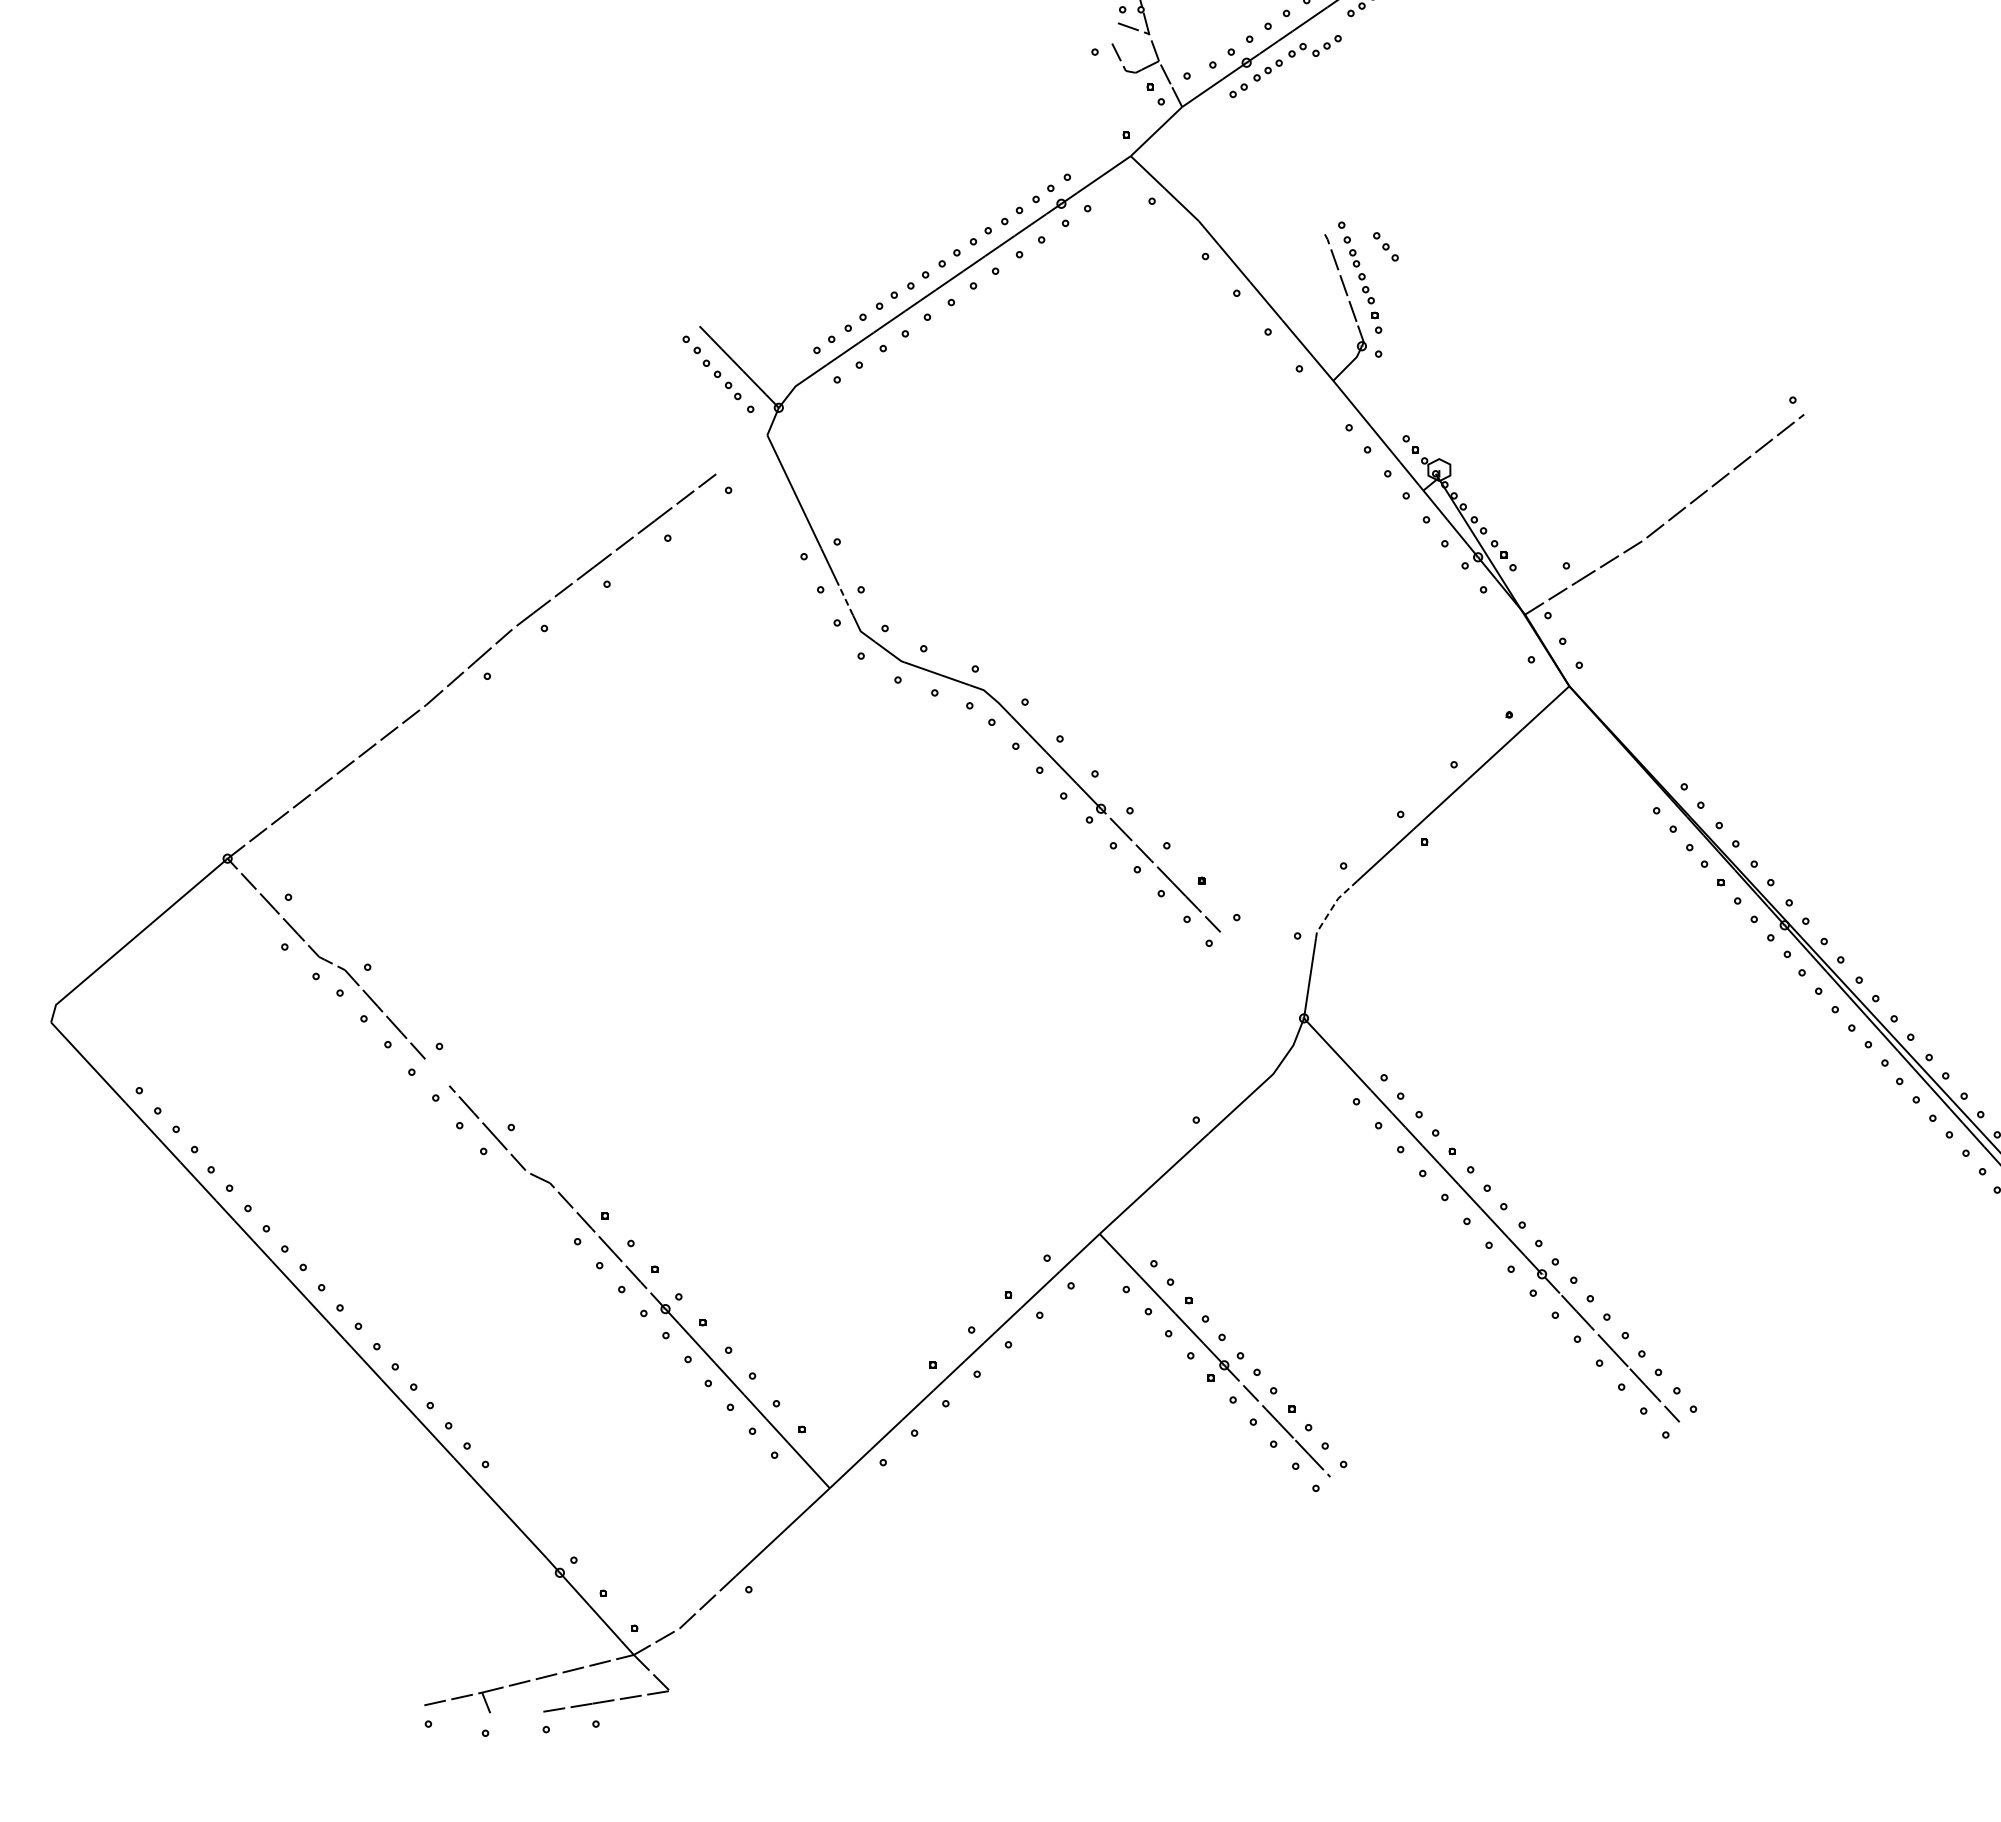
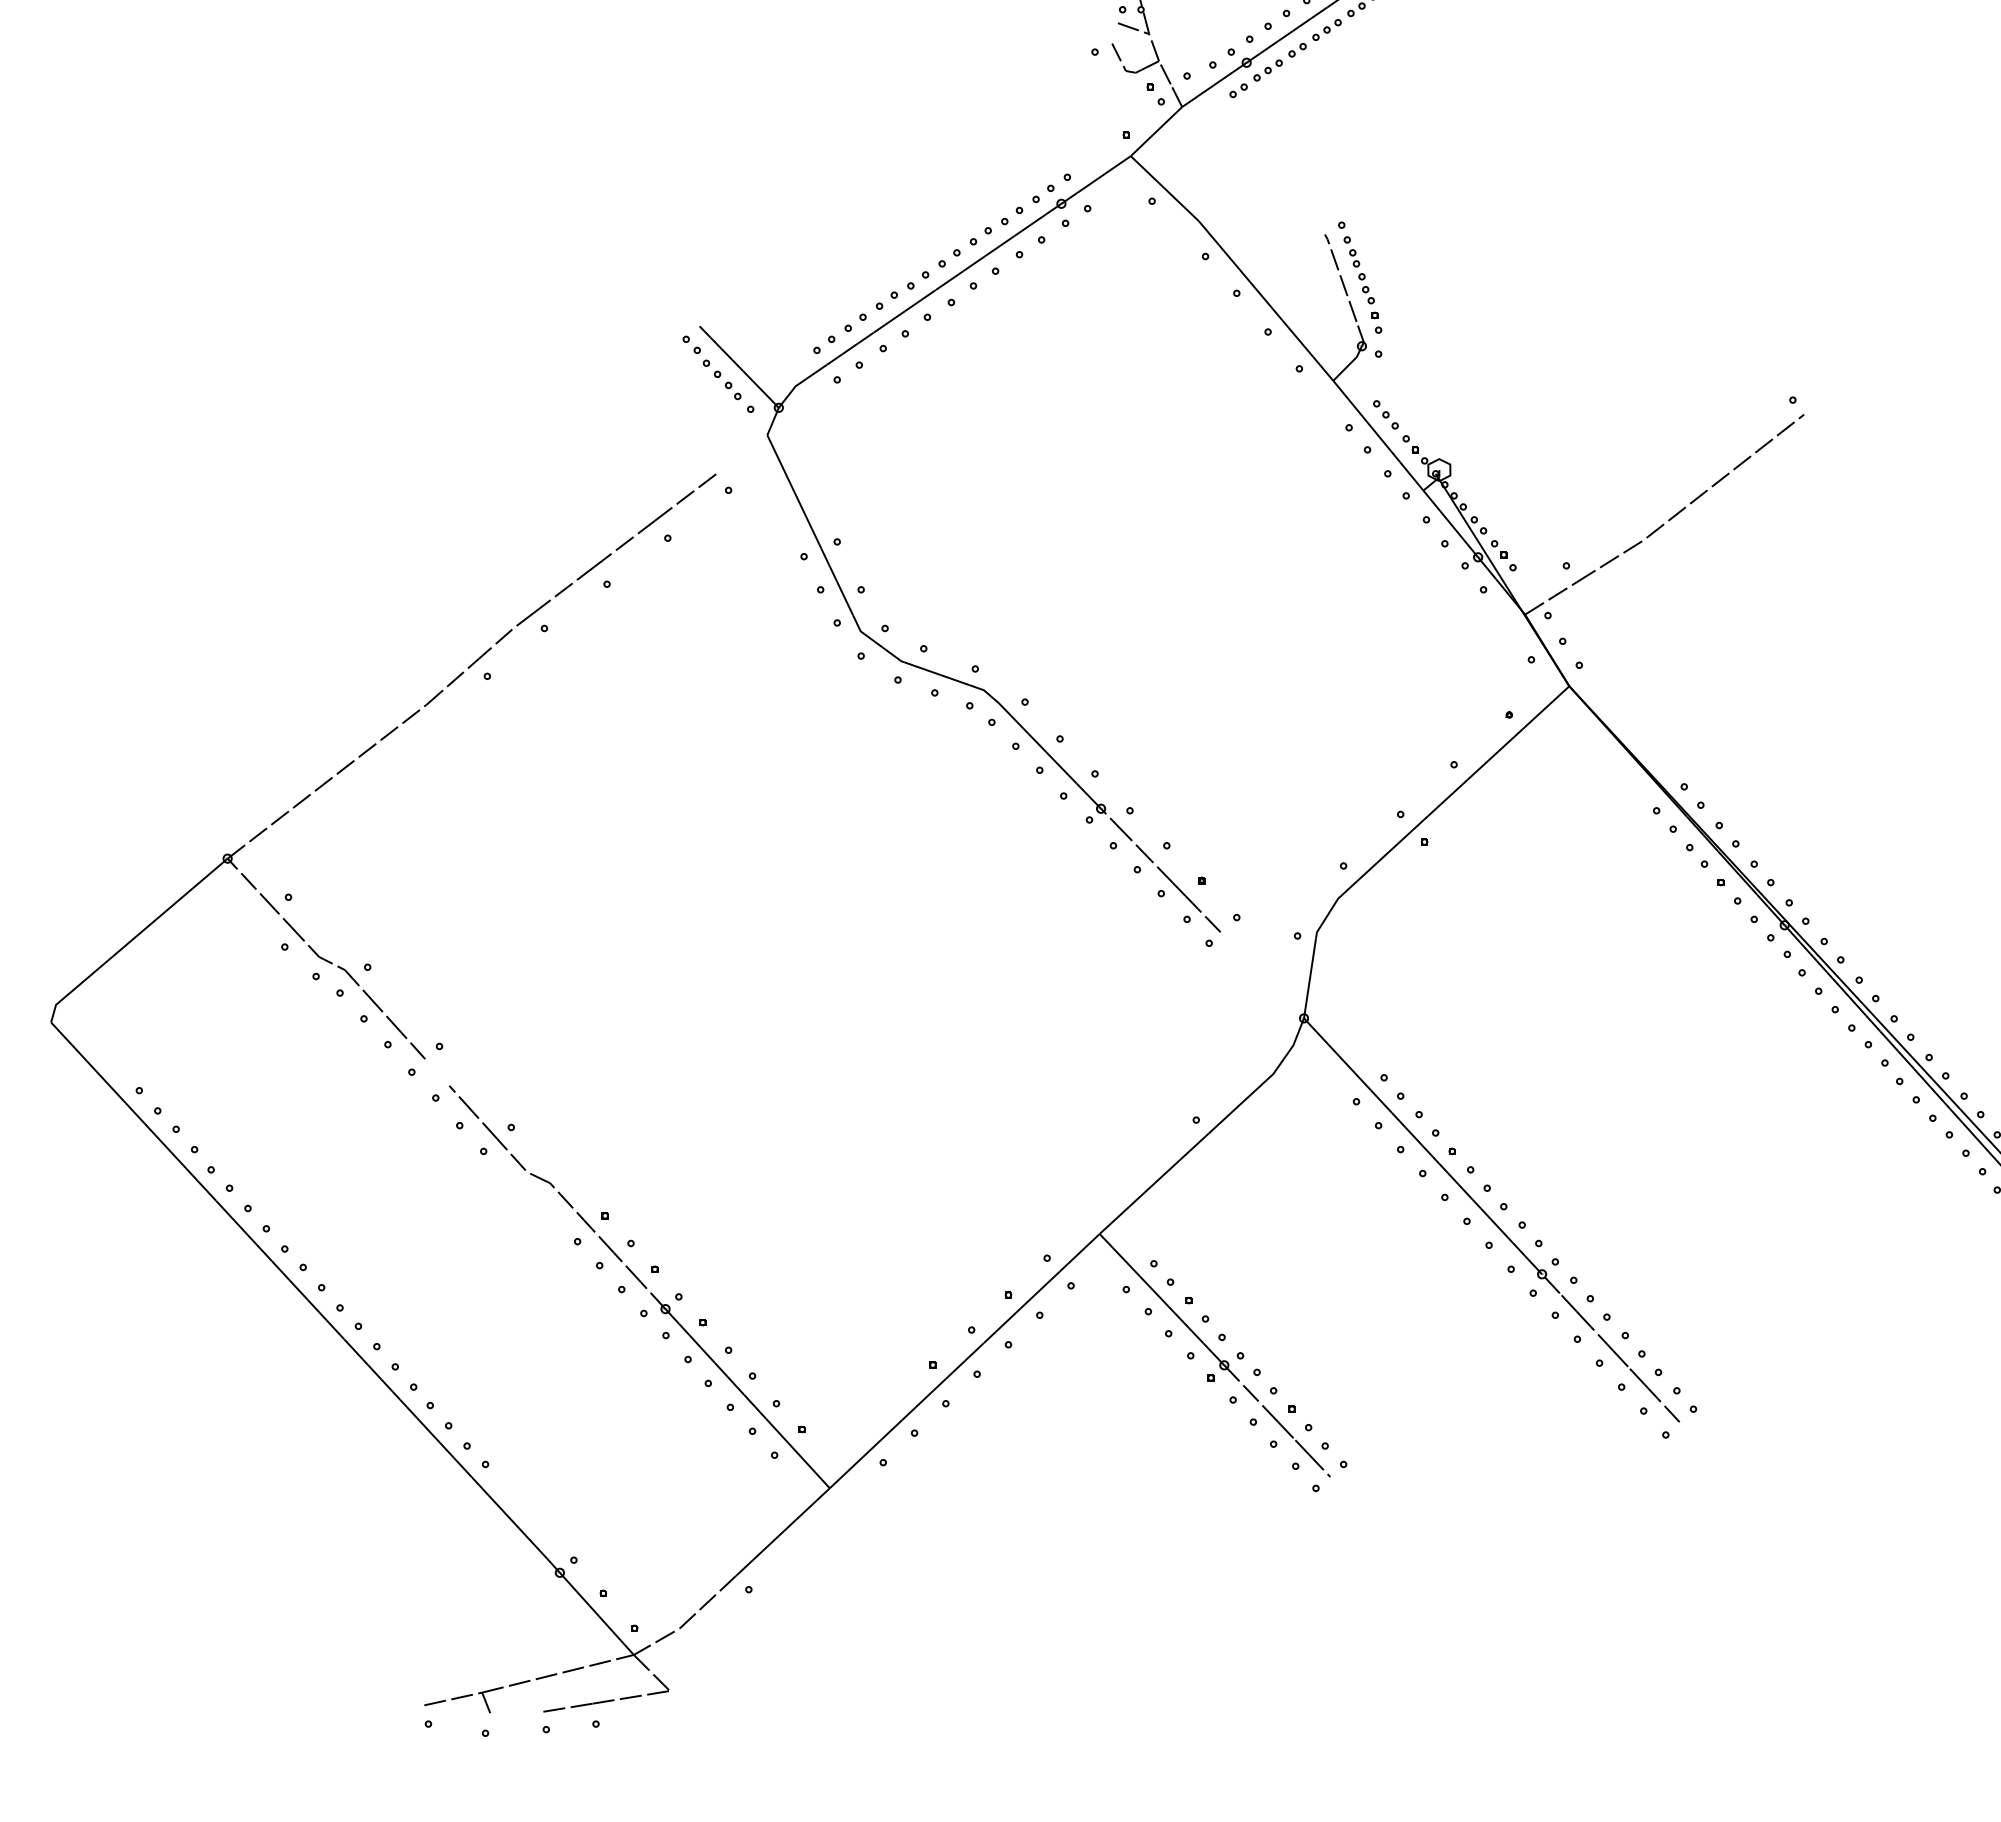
part position: (1326, 45) -> (1326, 29) (1326, 29)
part position: (1385, 246) -> (1385, 414) (1385, 414)
line: dashed -> solid (845, 598)
line: dashed -> solid (1332, 907)
